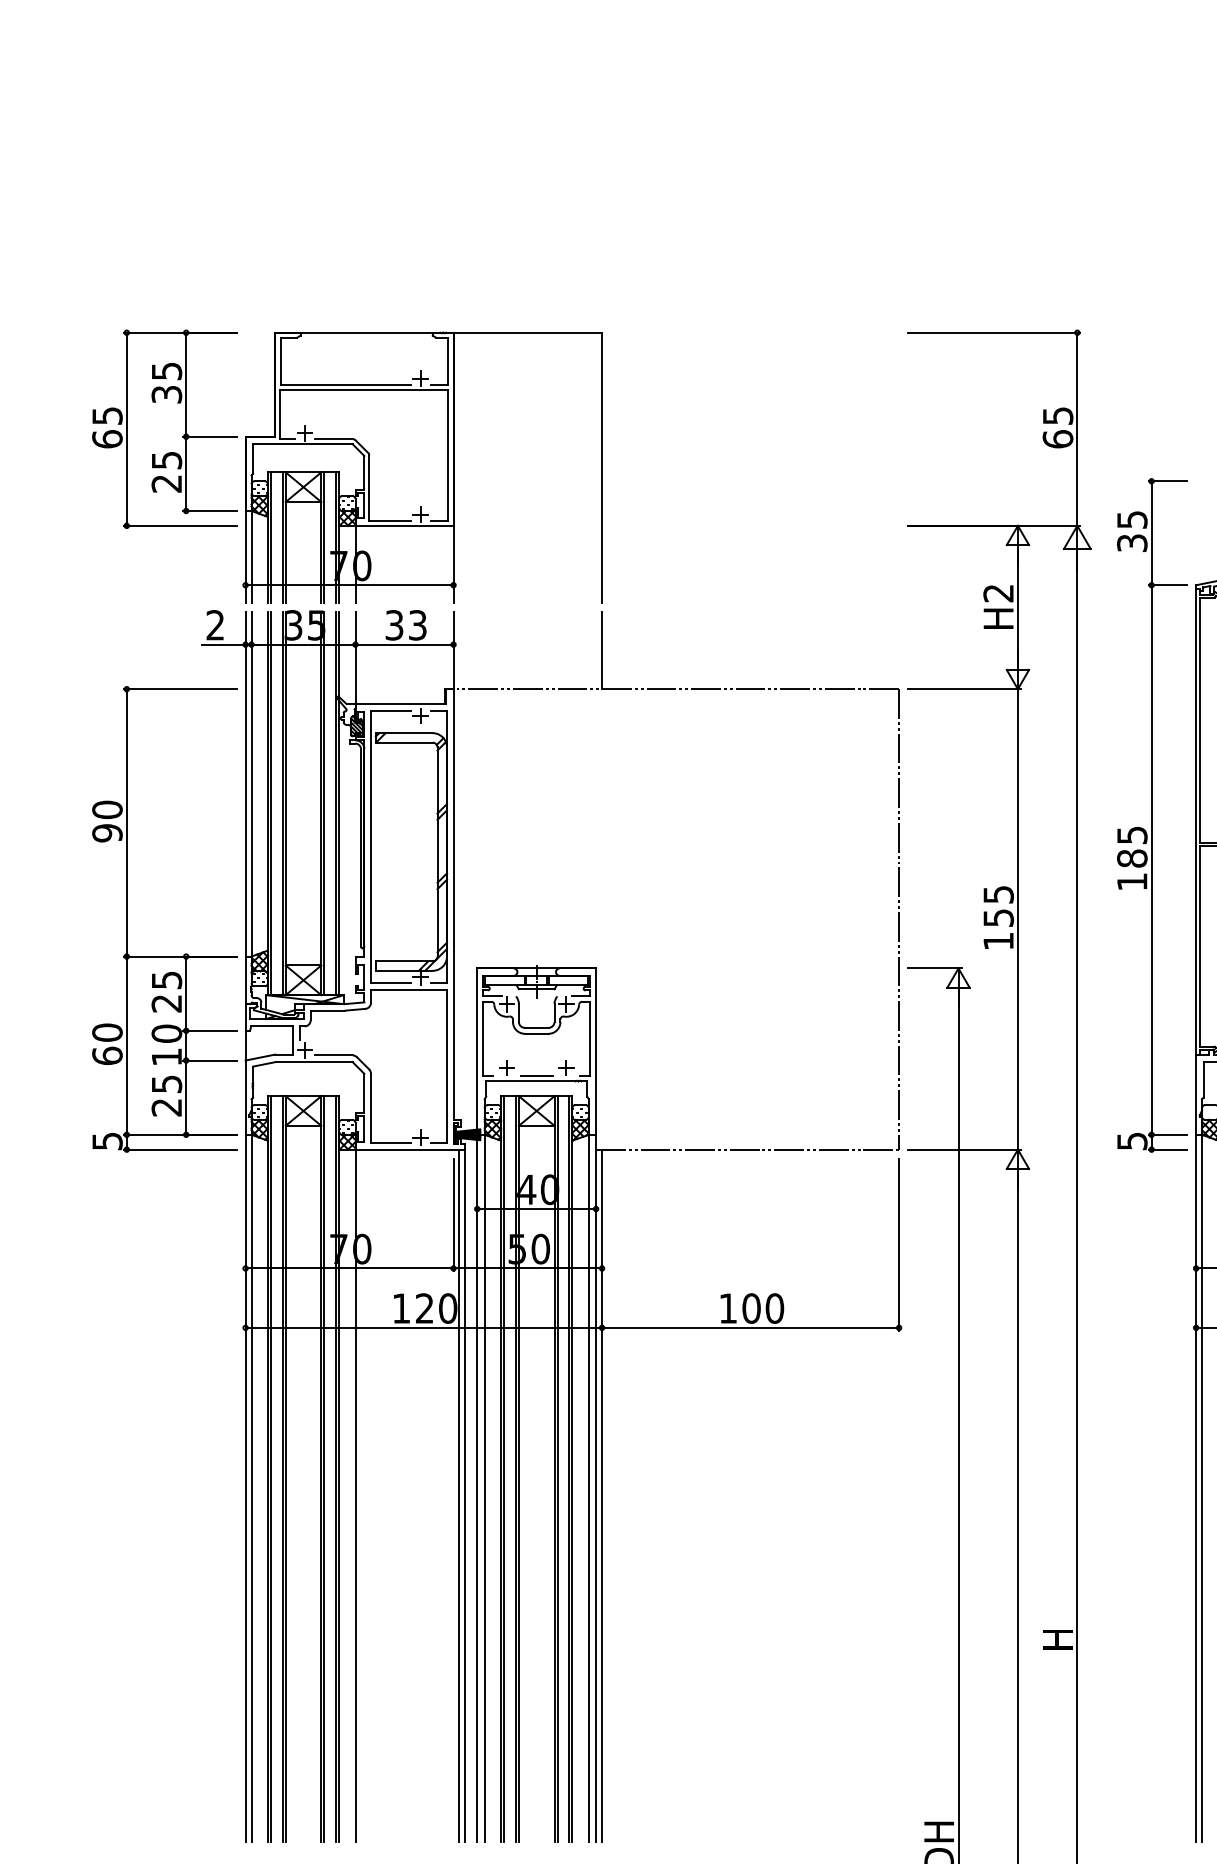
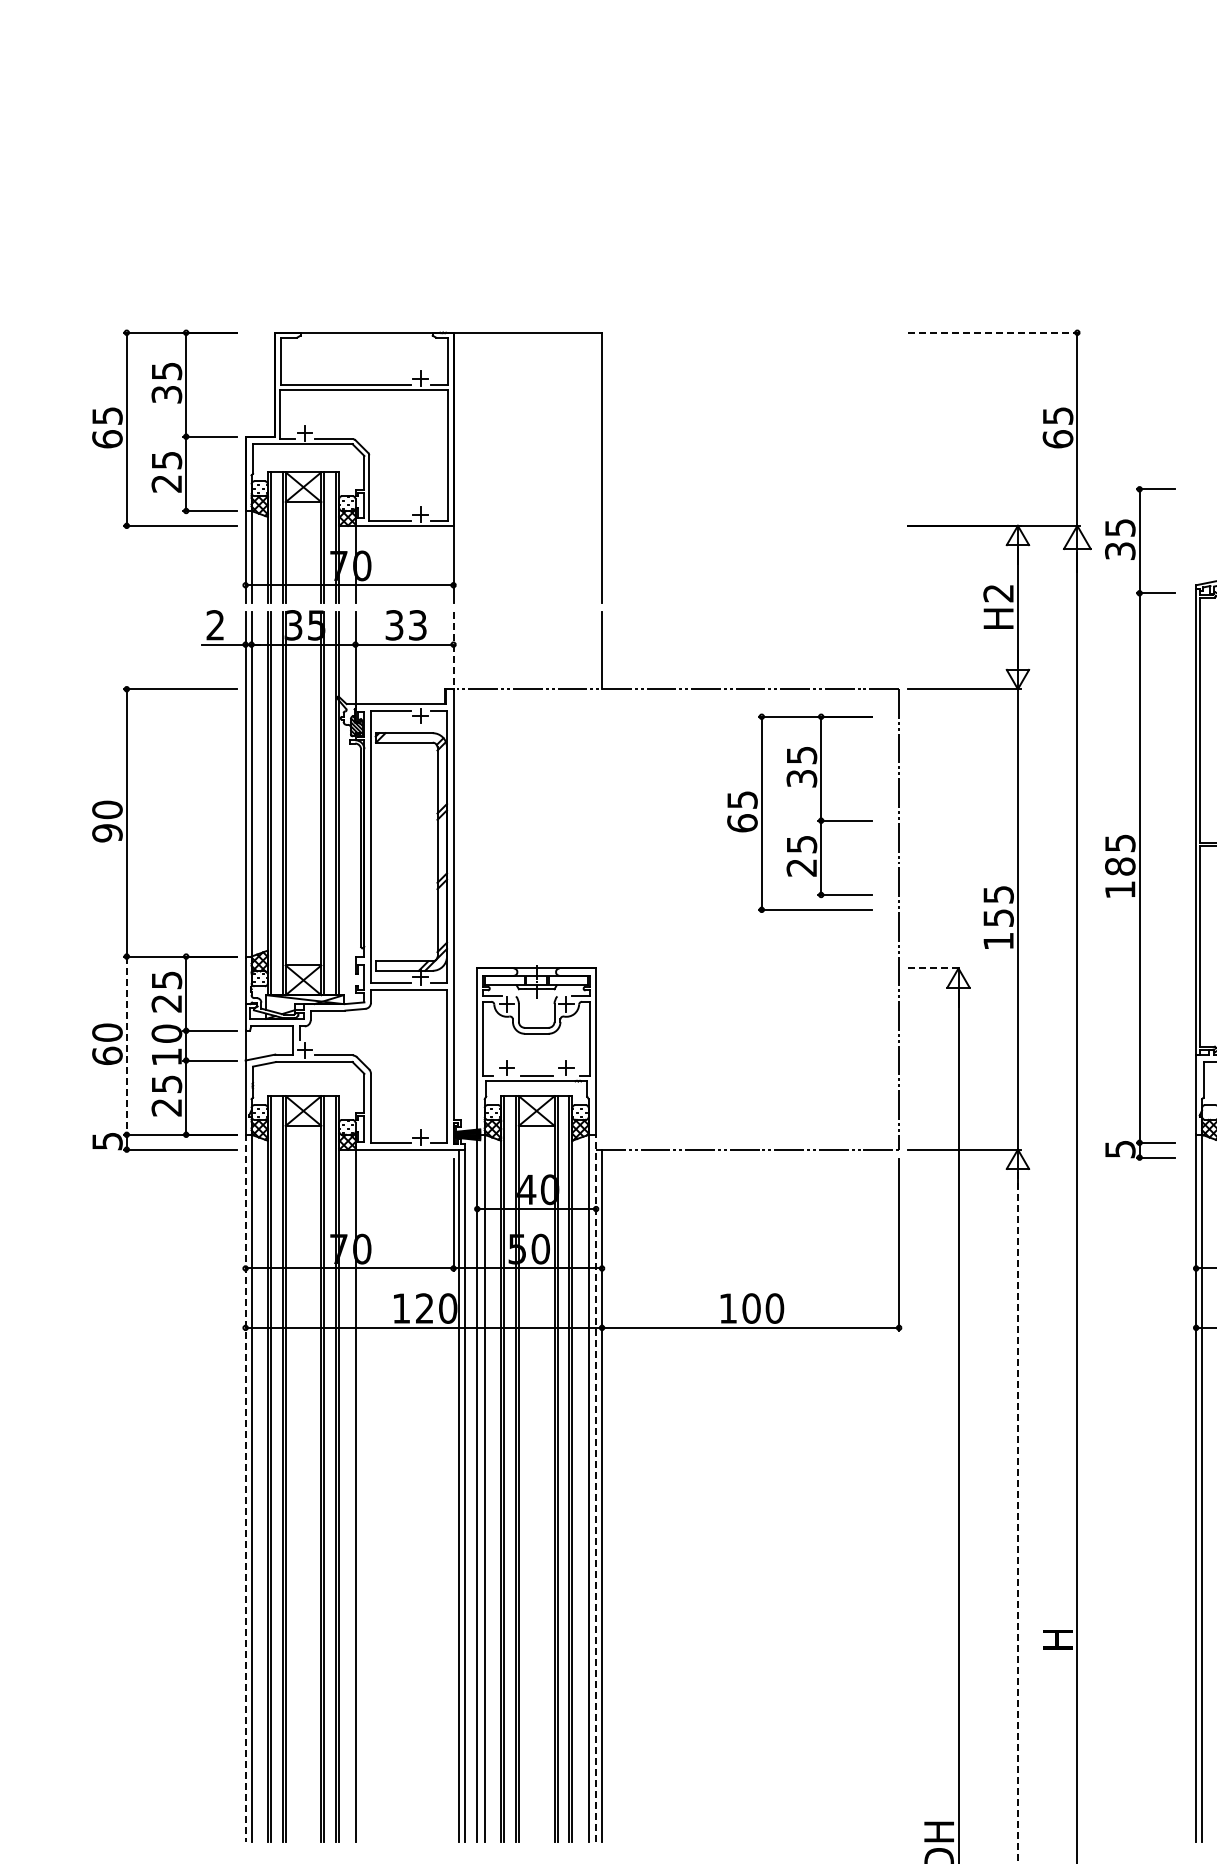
line: solid -> dashed (994, 332)
line: solid -> dashed (453, 651)
part position: (1152, 815) -> (1140, 823) (1140, 823)
part: none -> present (817, 820)
line: solid -> dashed (934, 968)
line: solid -> dashed (126, 1046)
line: solid -> dashed (245, 1487)
line: solid -> dashed (596, 1487)
line: solid -> dashed (1017, 1517)
